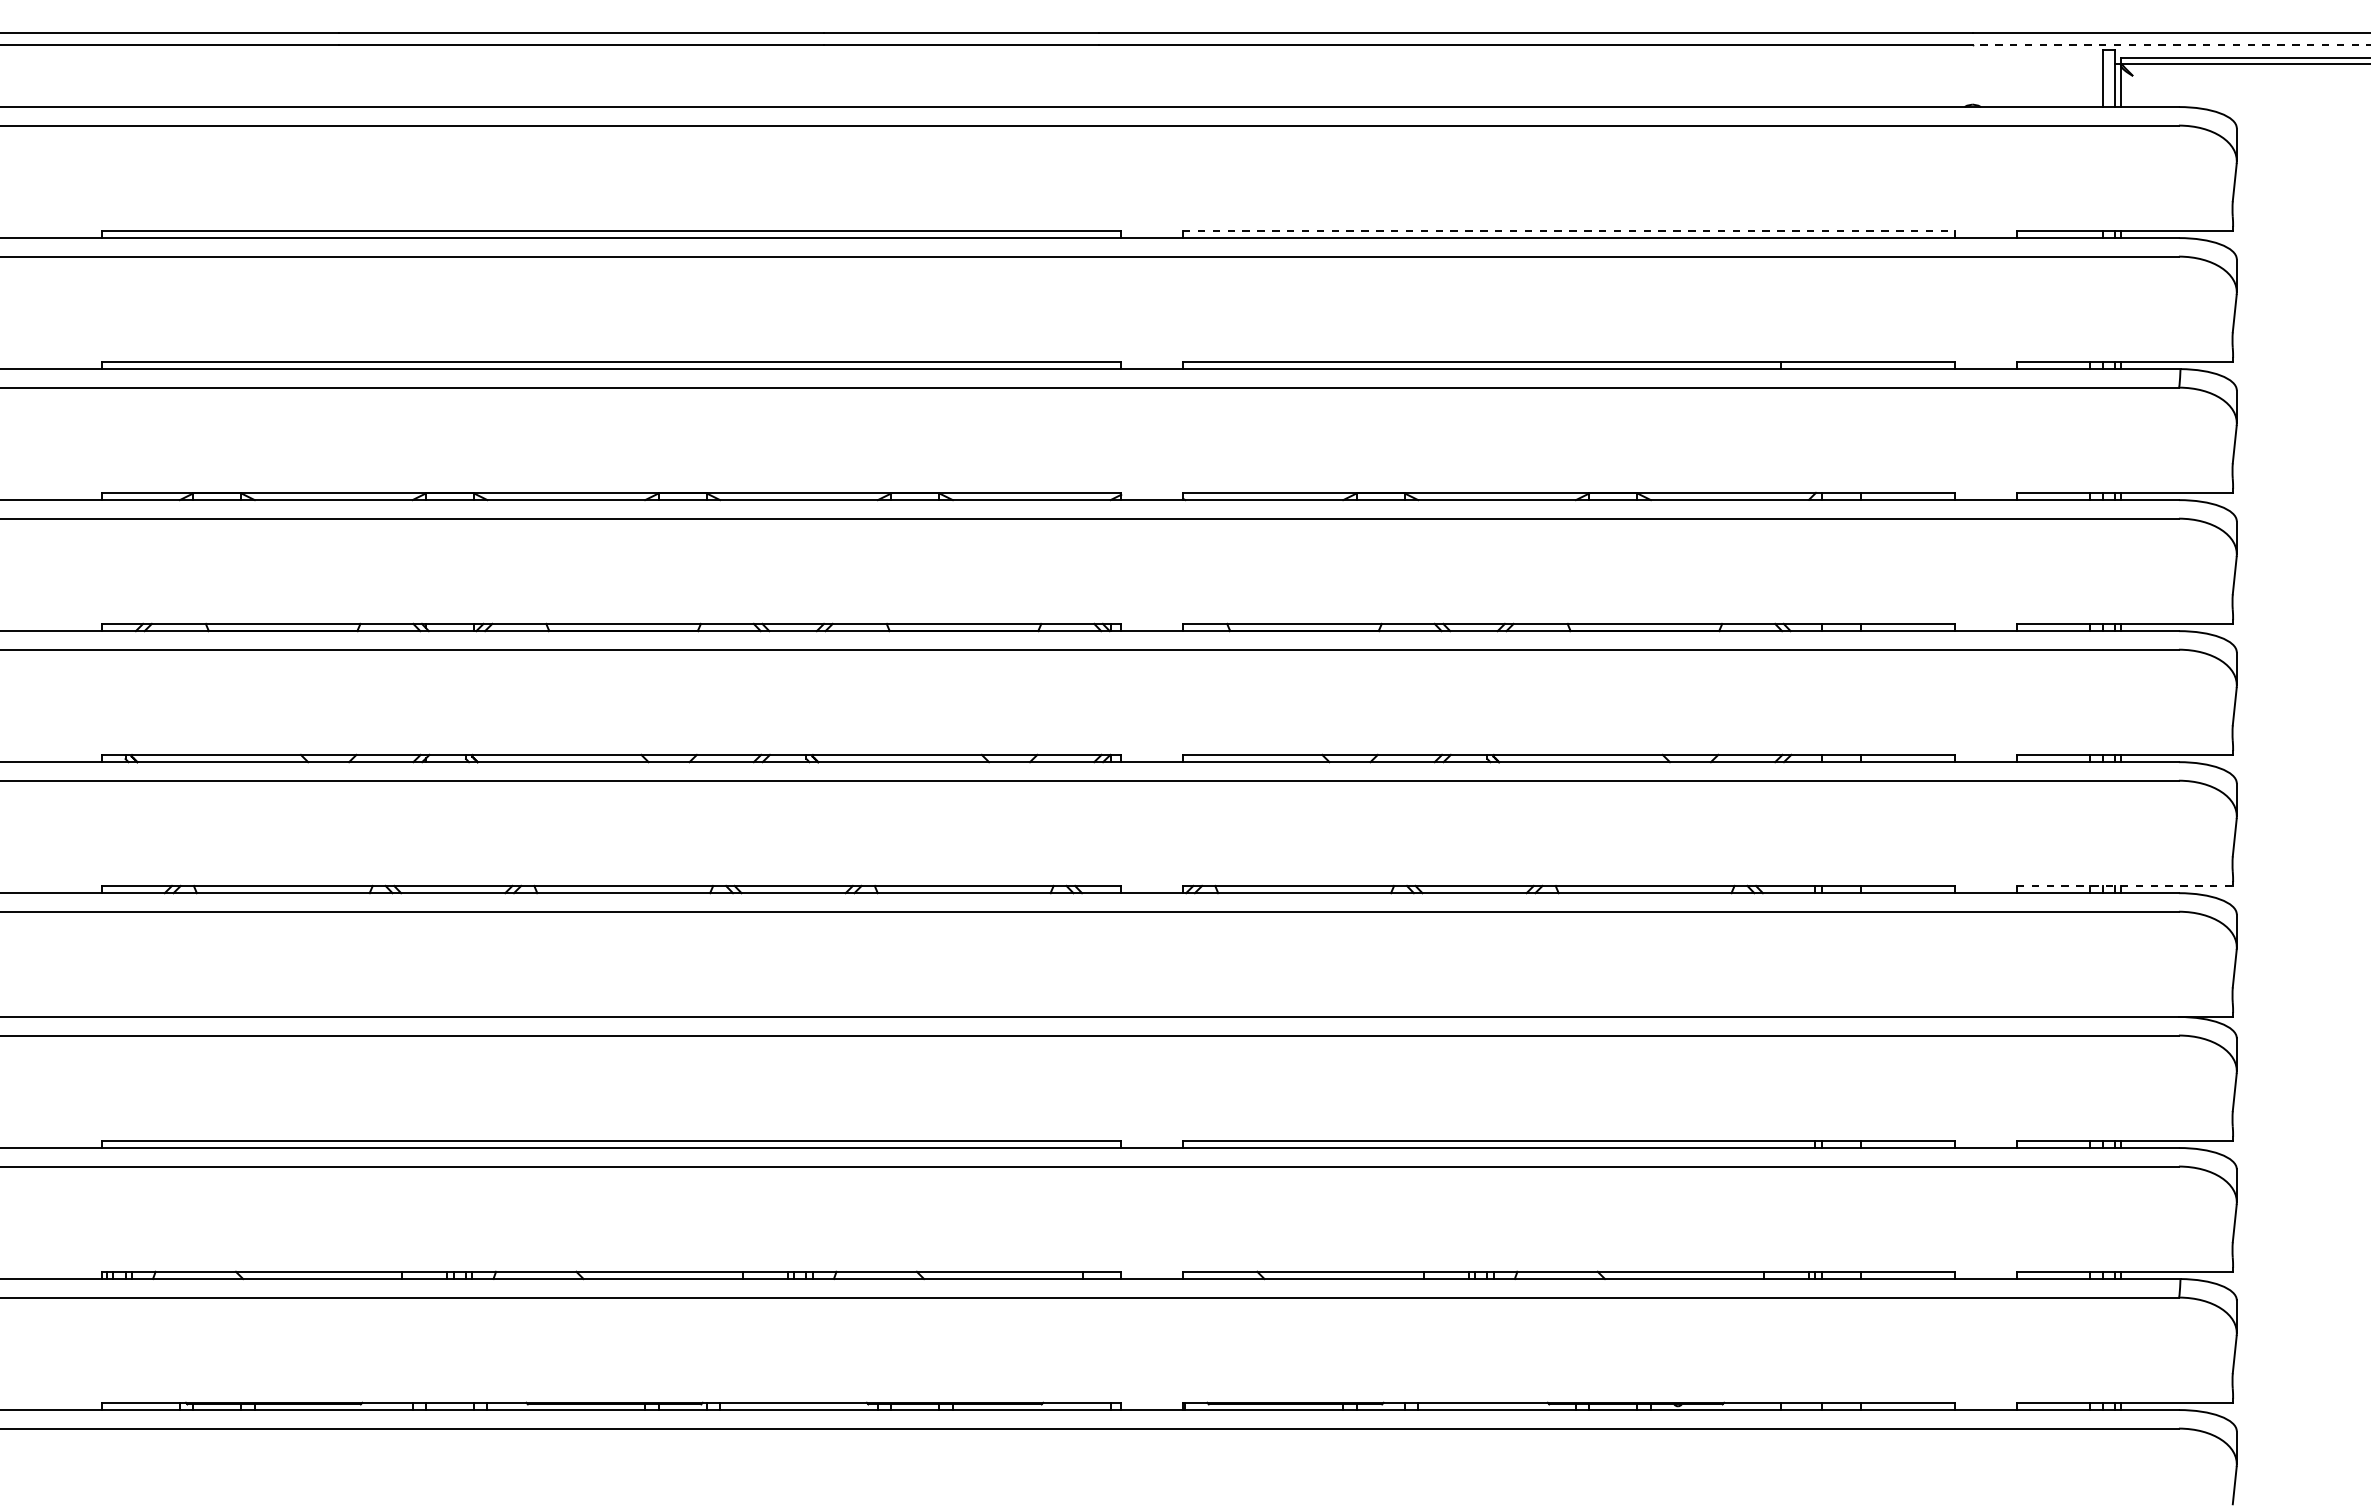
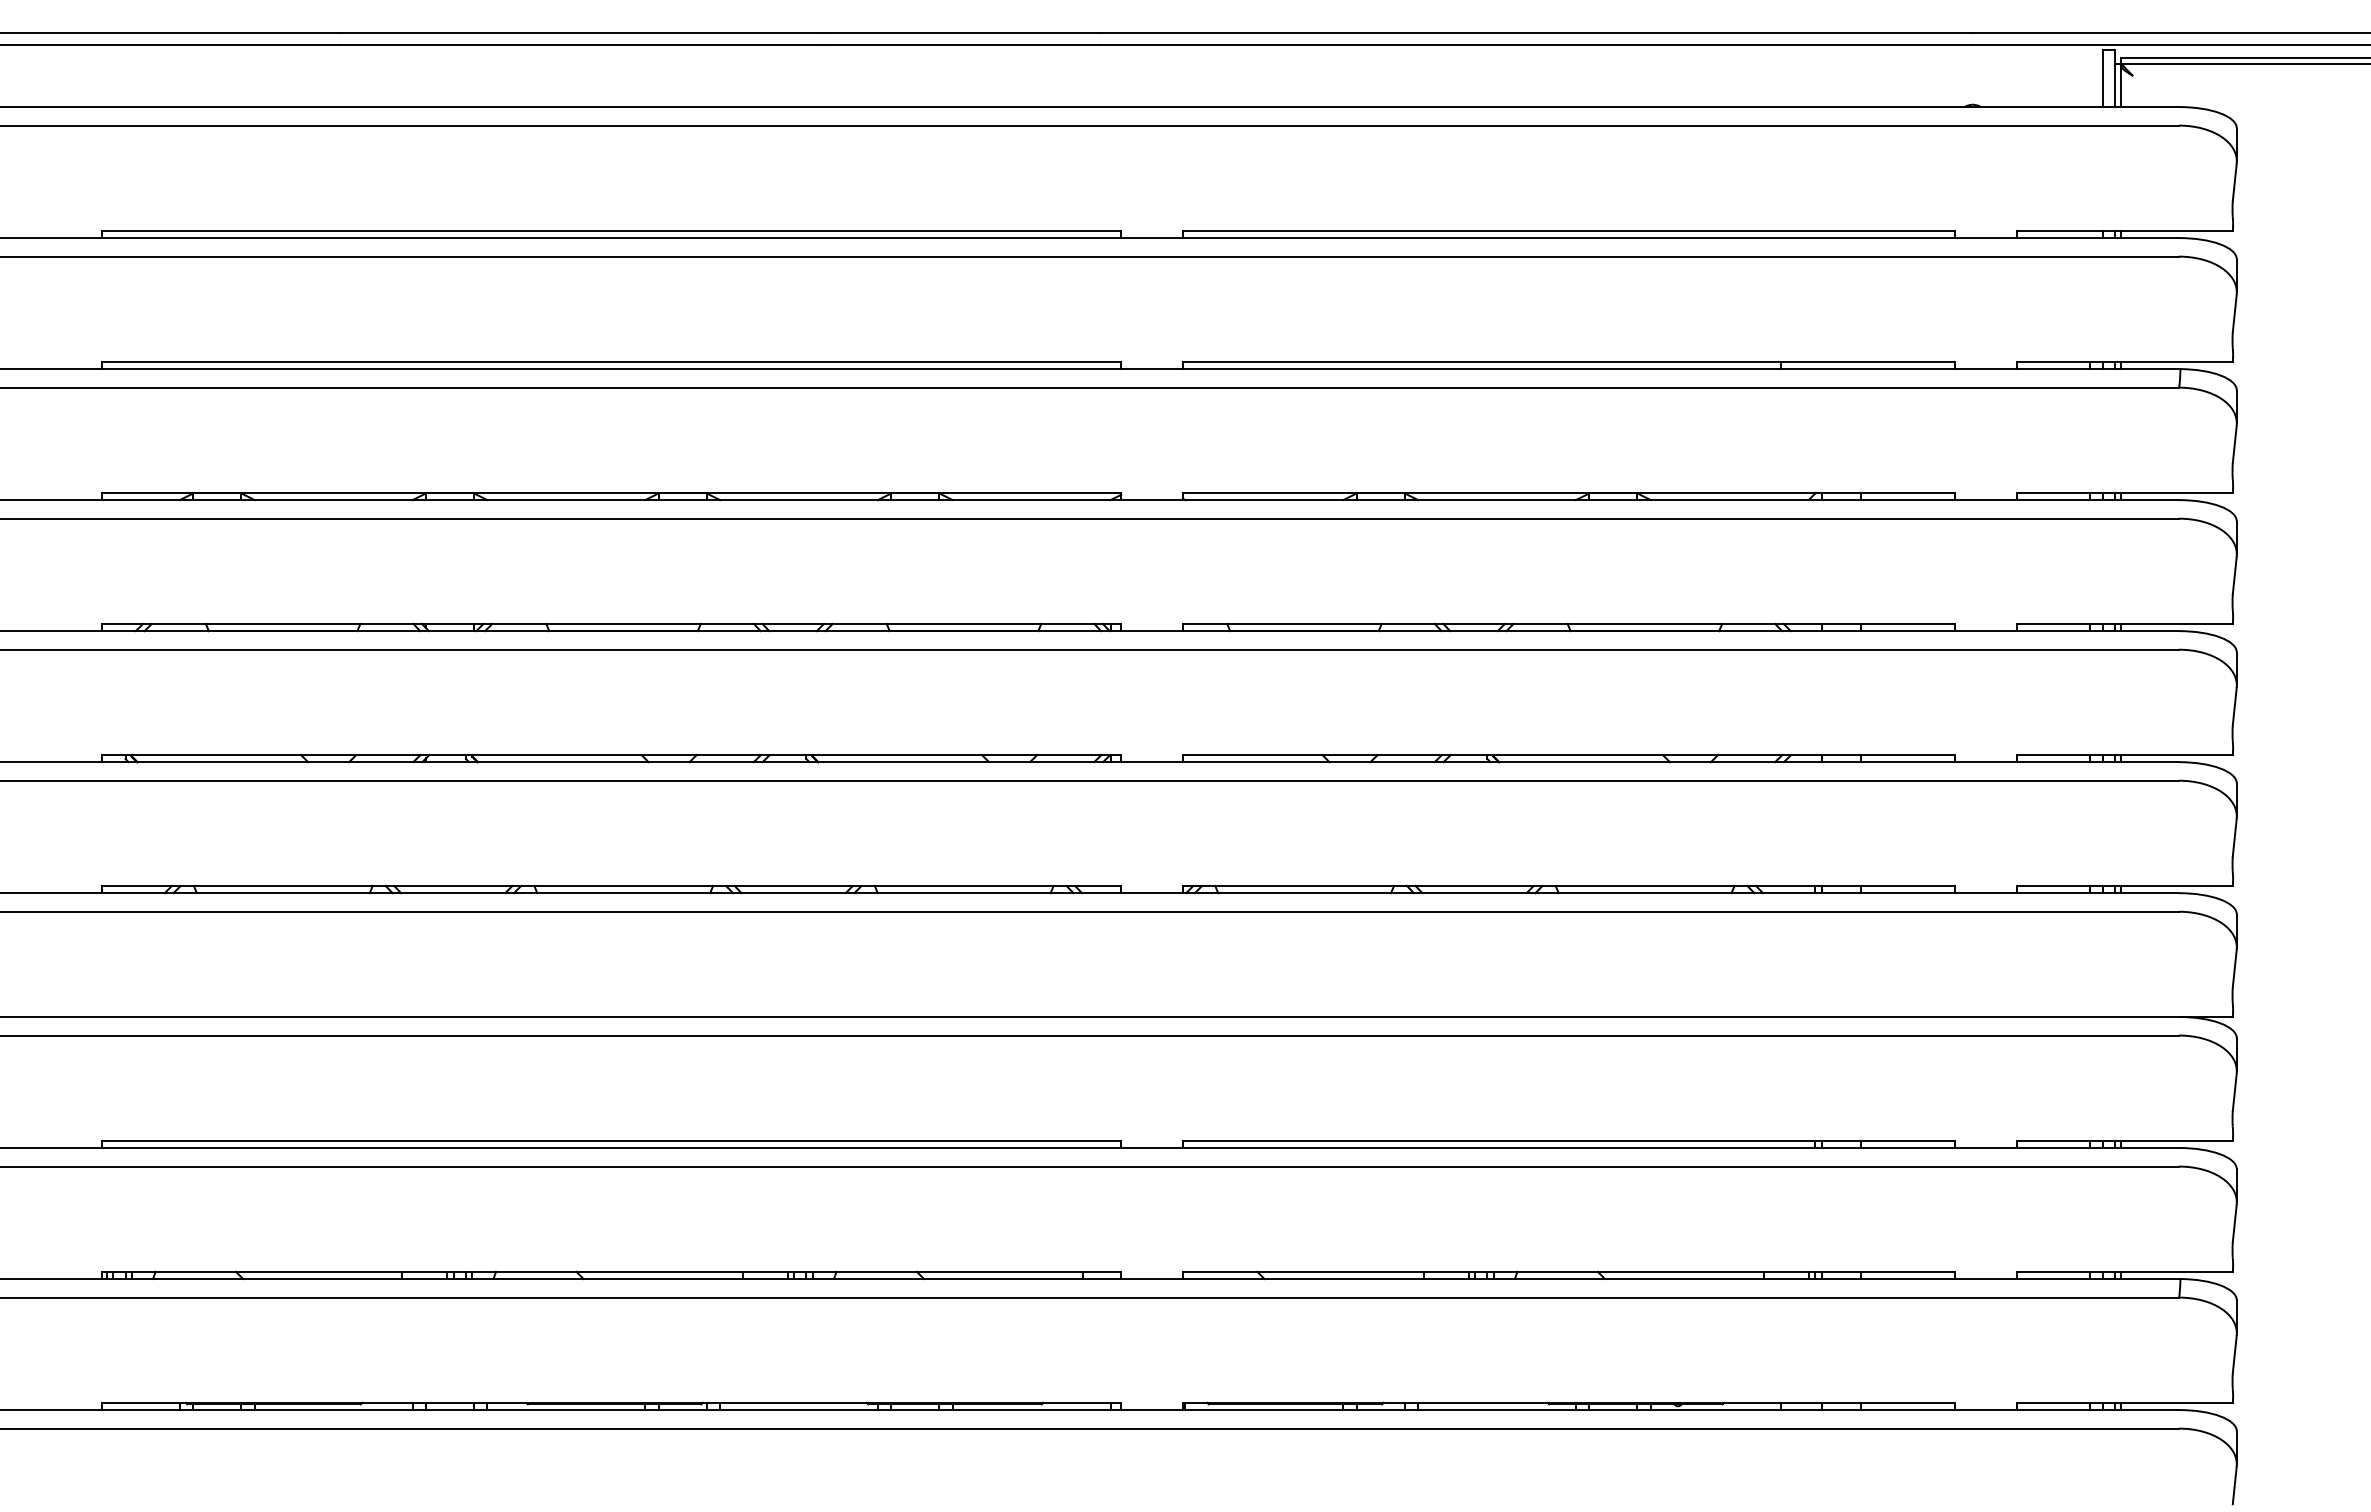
line: dashed -> solid (2171, 45)
line: dashed -> solid (1569, 230)
line: dashed -> solid (2125, 885)
